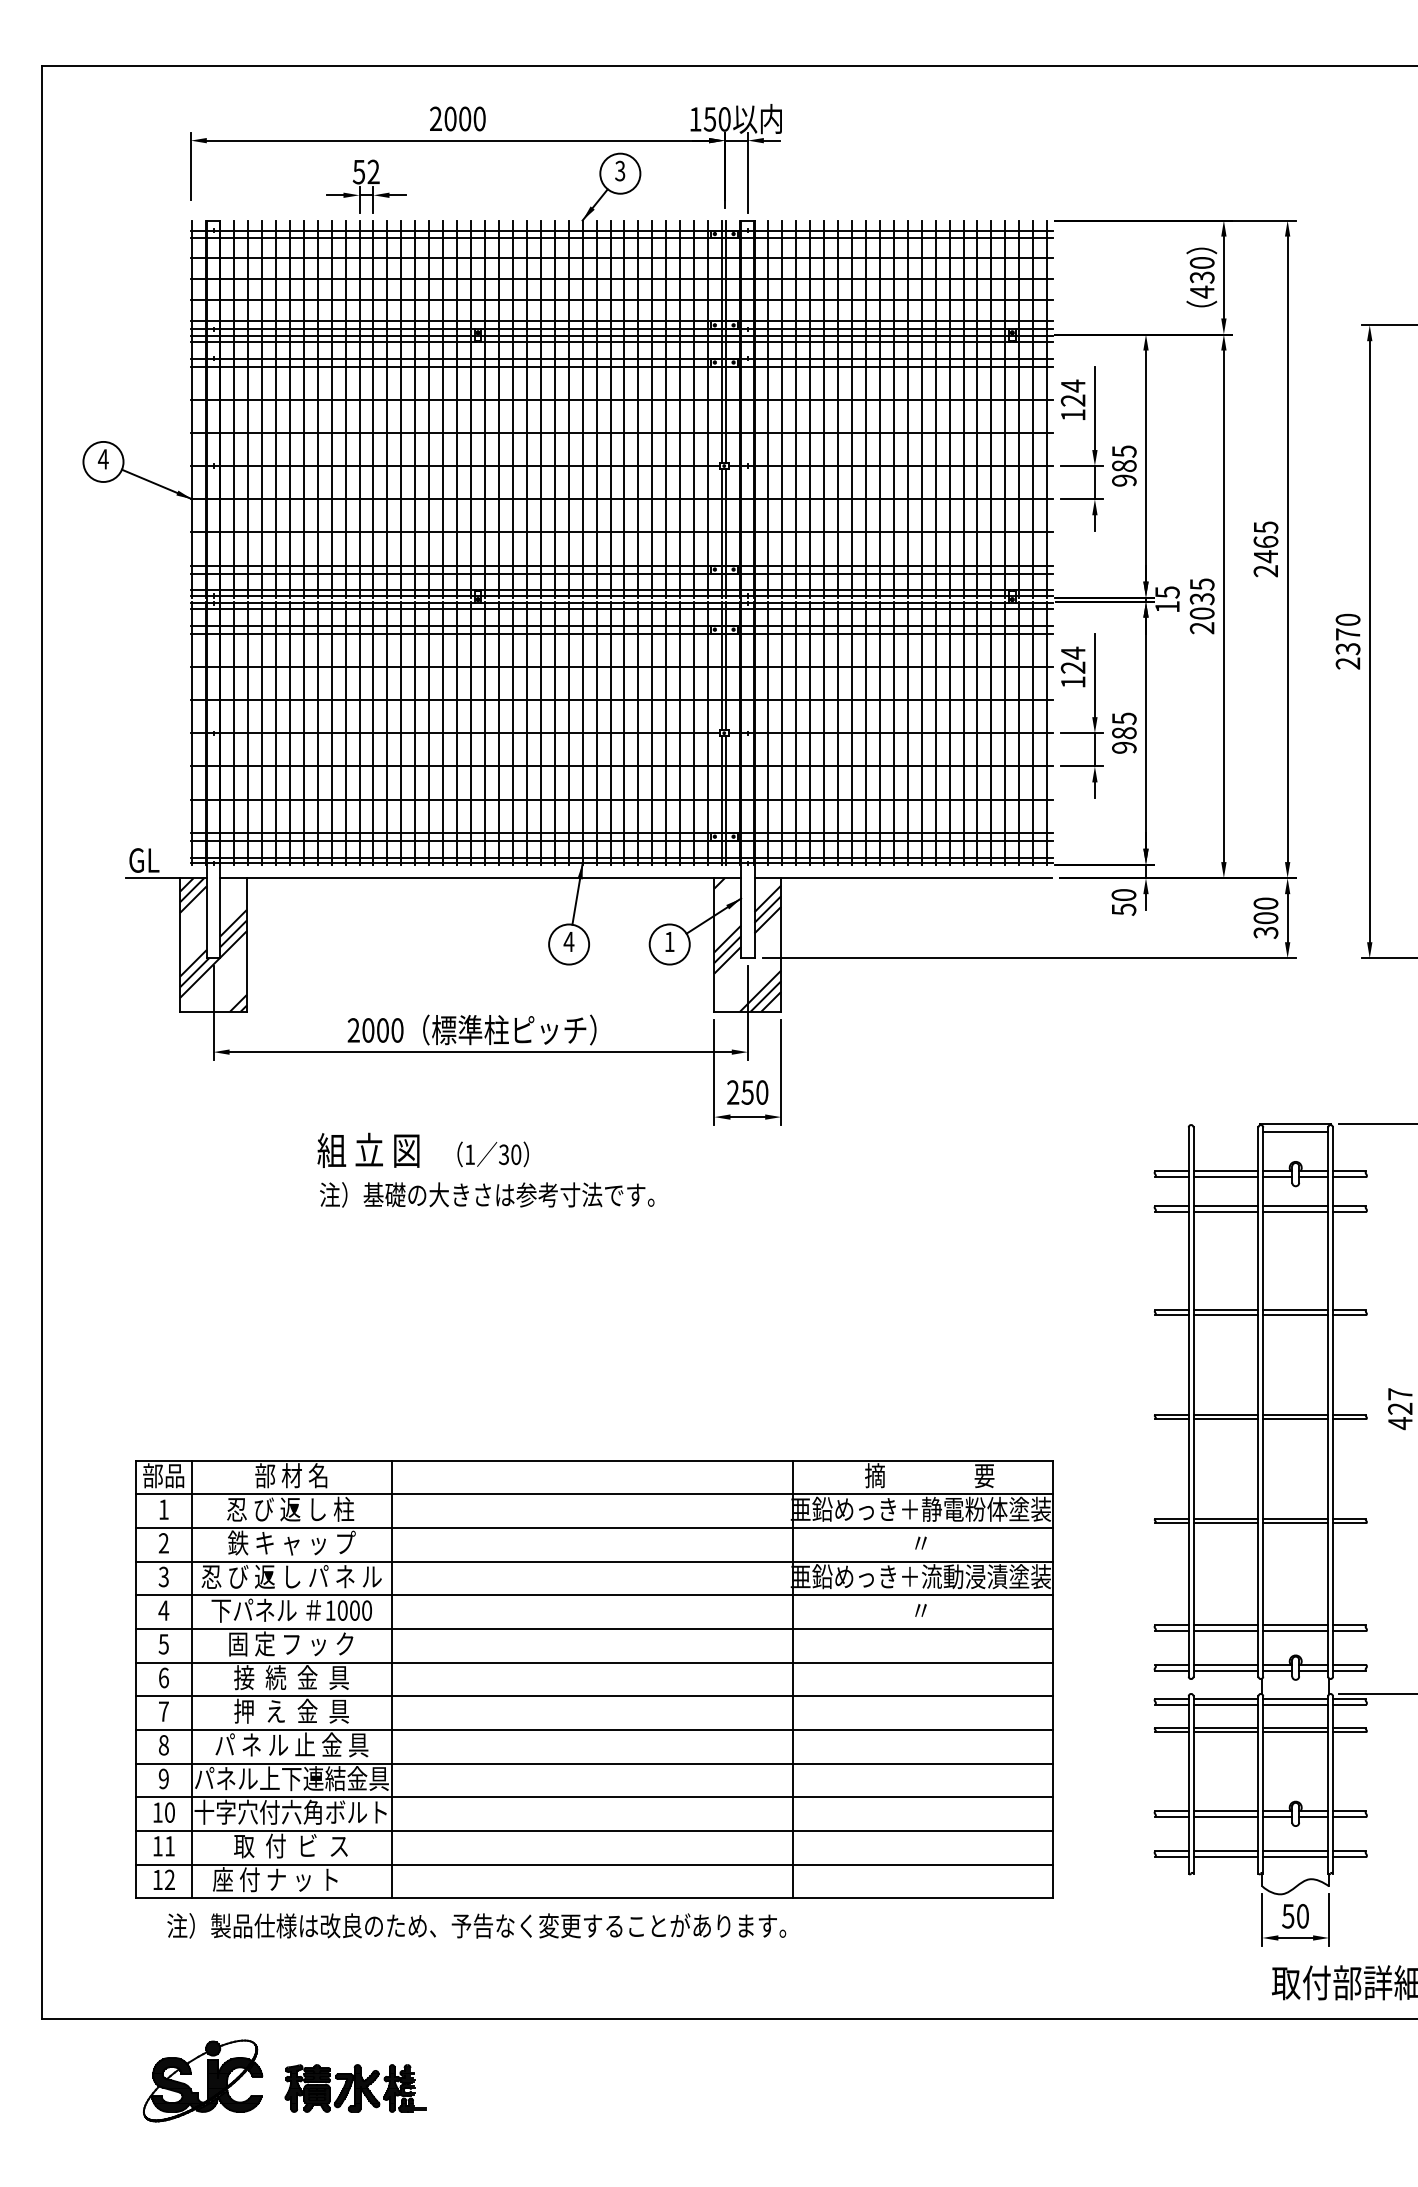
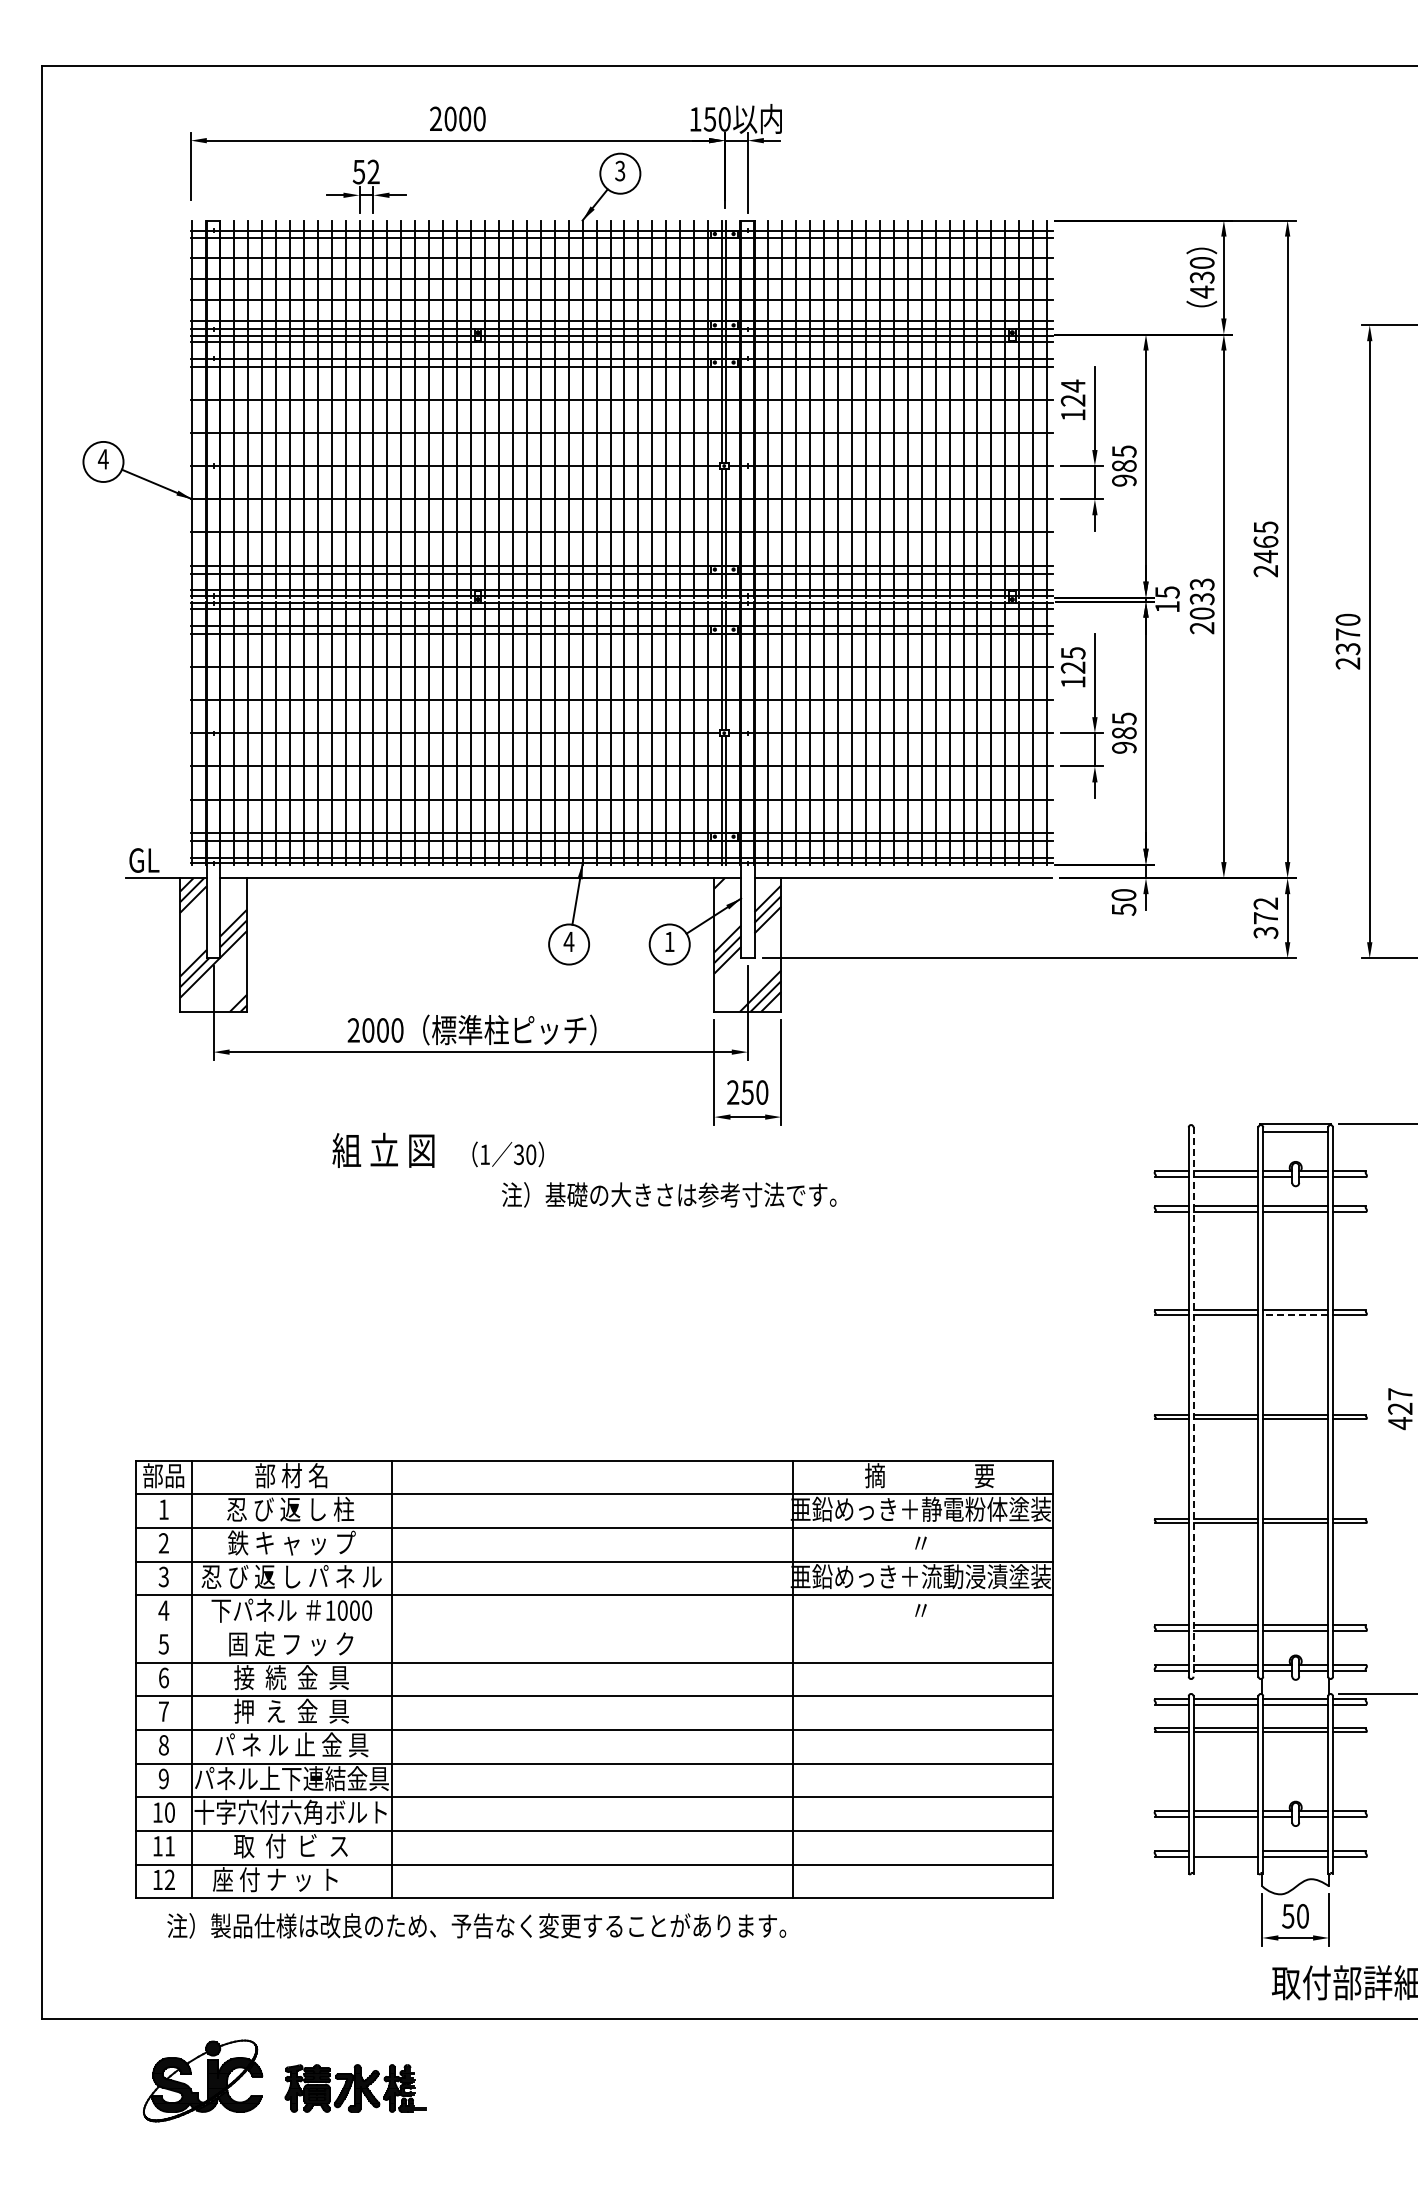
text: 2035 -> 2033 (1201, 583)
text: 124 -> 125 (1073, 652)
text: 300 -> 372 (1265, 910)
text position: (368, 1149) -> (383, 1149) (383, 1149)
text position: (492, 1154) -> (507, 1154) (507, 1154)
text position: (487, 1194) -> (669, 1194) (669, 1194)
line: solid -> dashed (1295, 1315)
line: solid -> dashed (1193, 1402)
line: present -> none (594, 1628)
line: present -> none (1225, 1851)
